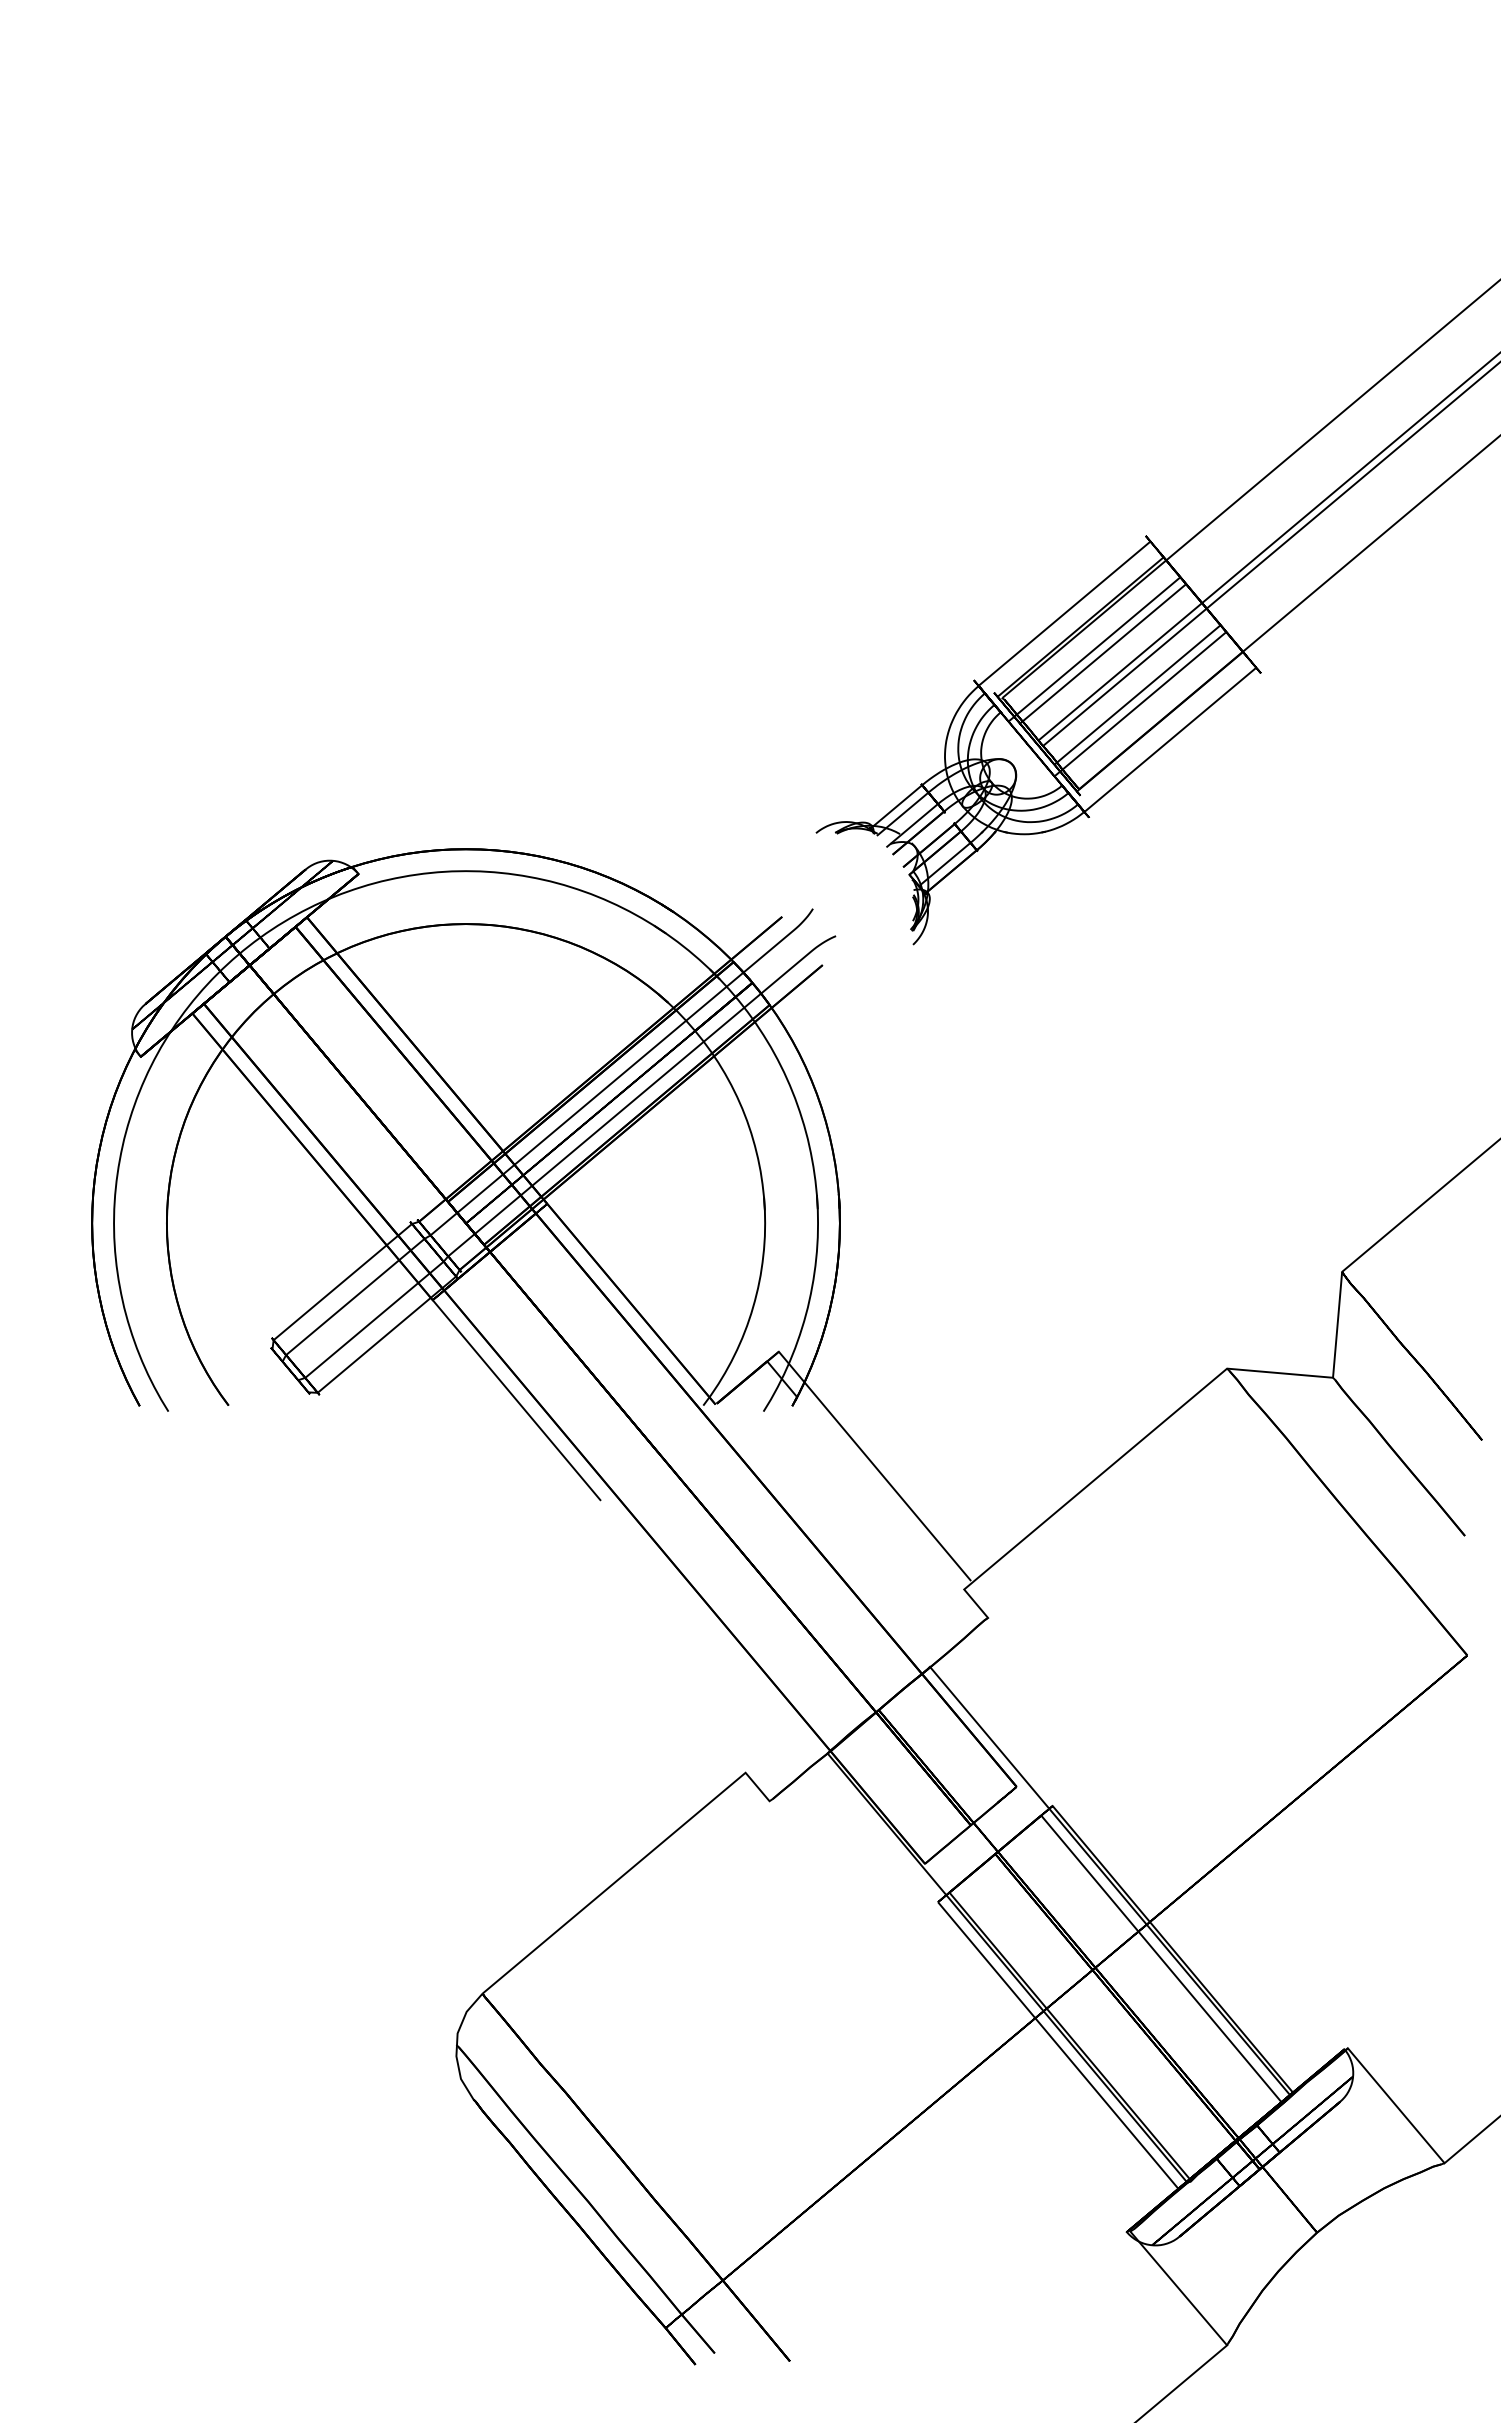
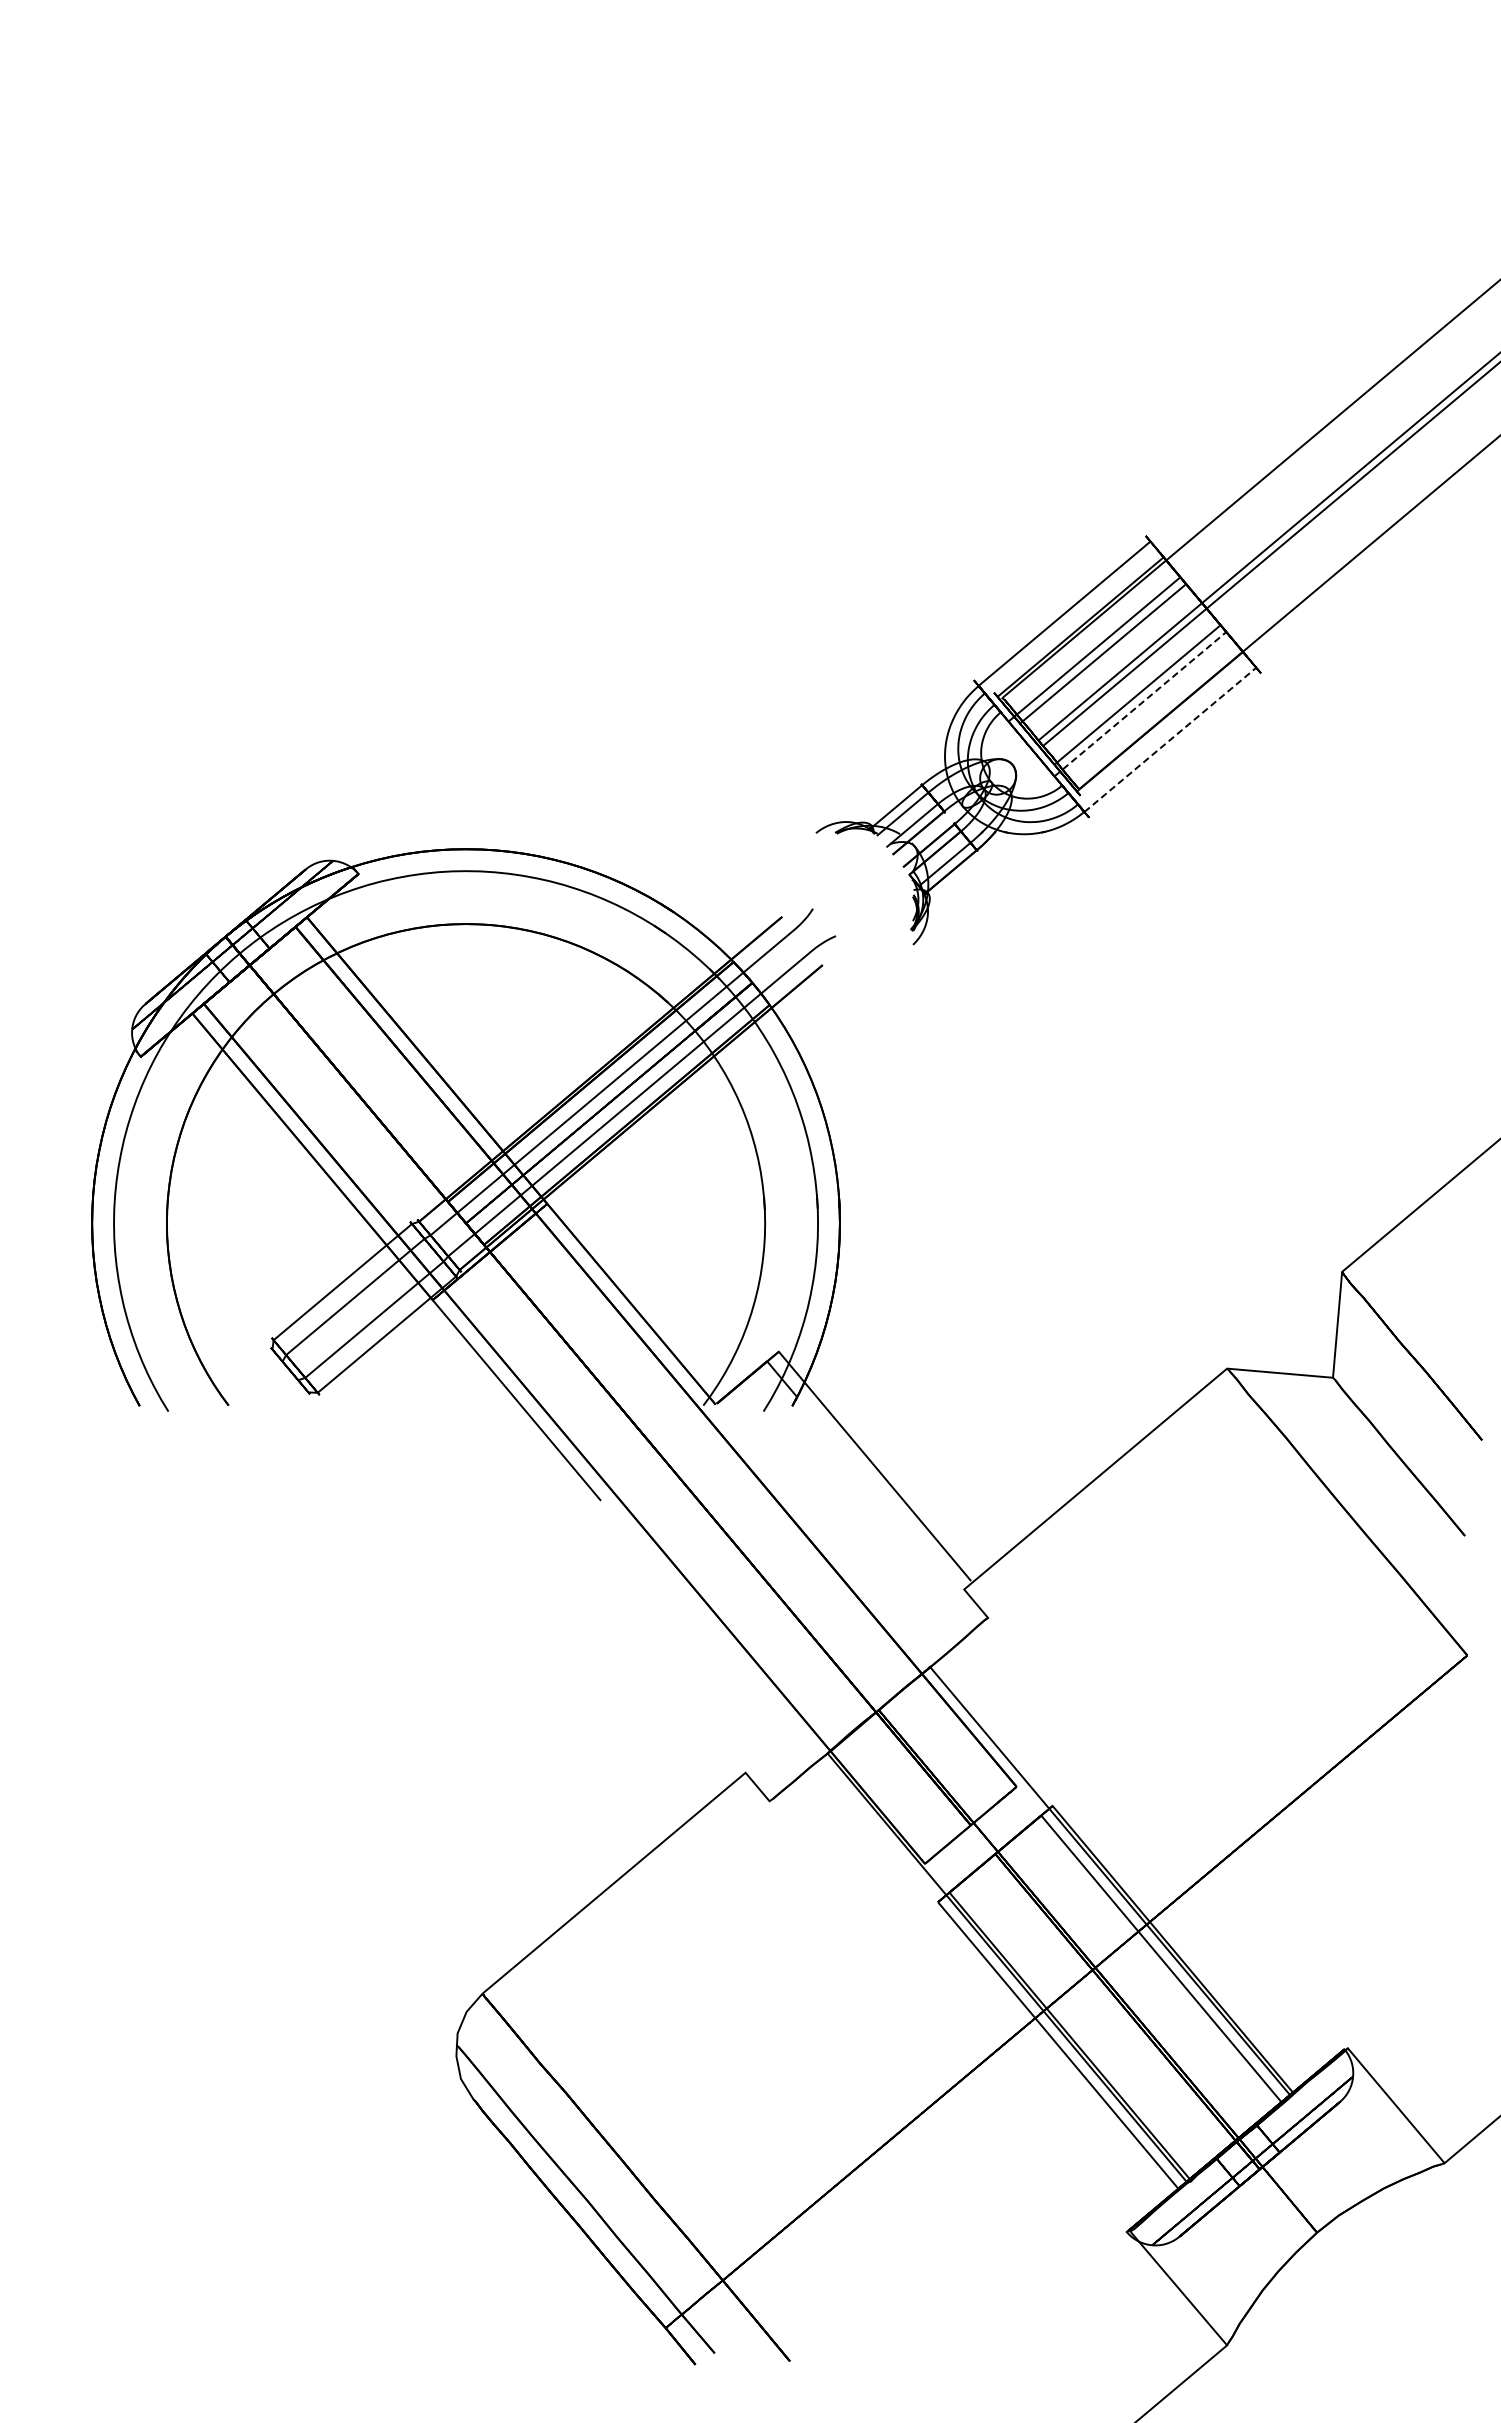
line: solid -> dashed (1140, 703)
line: solid -> dashed (1170, 739)
